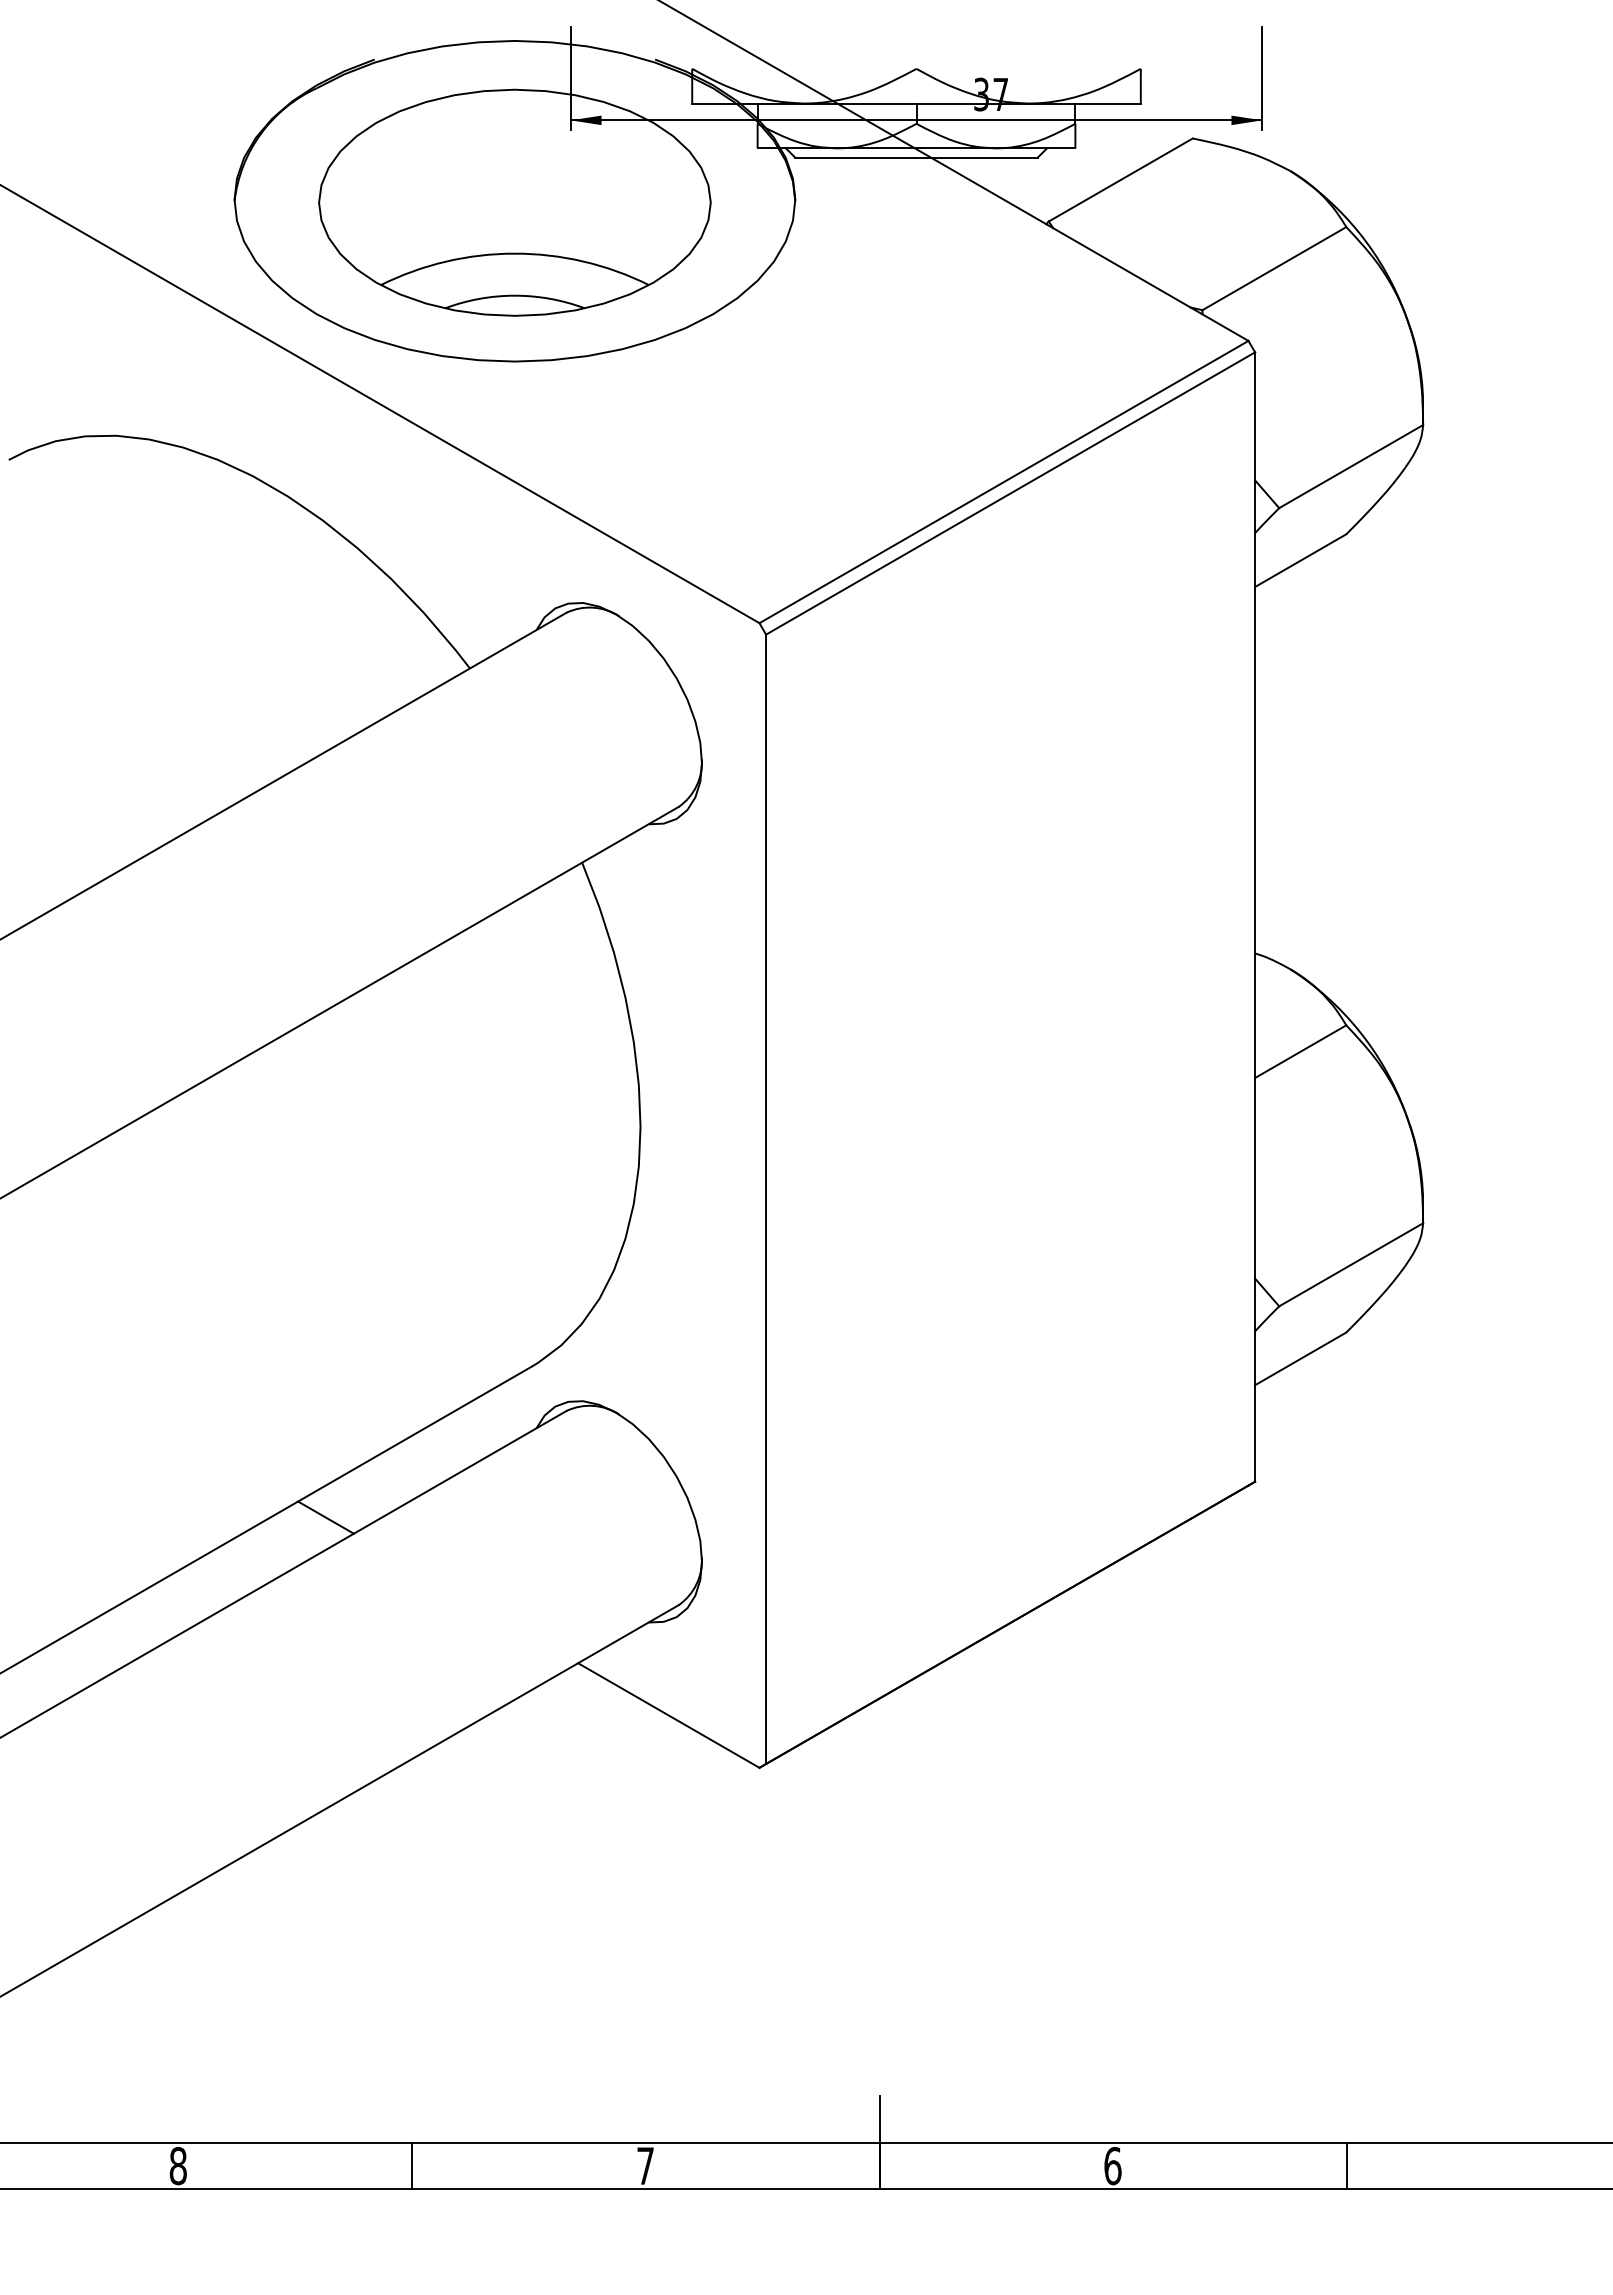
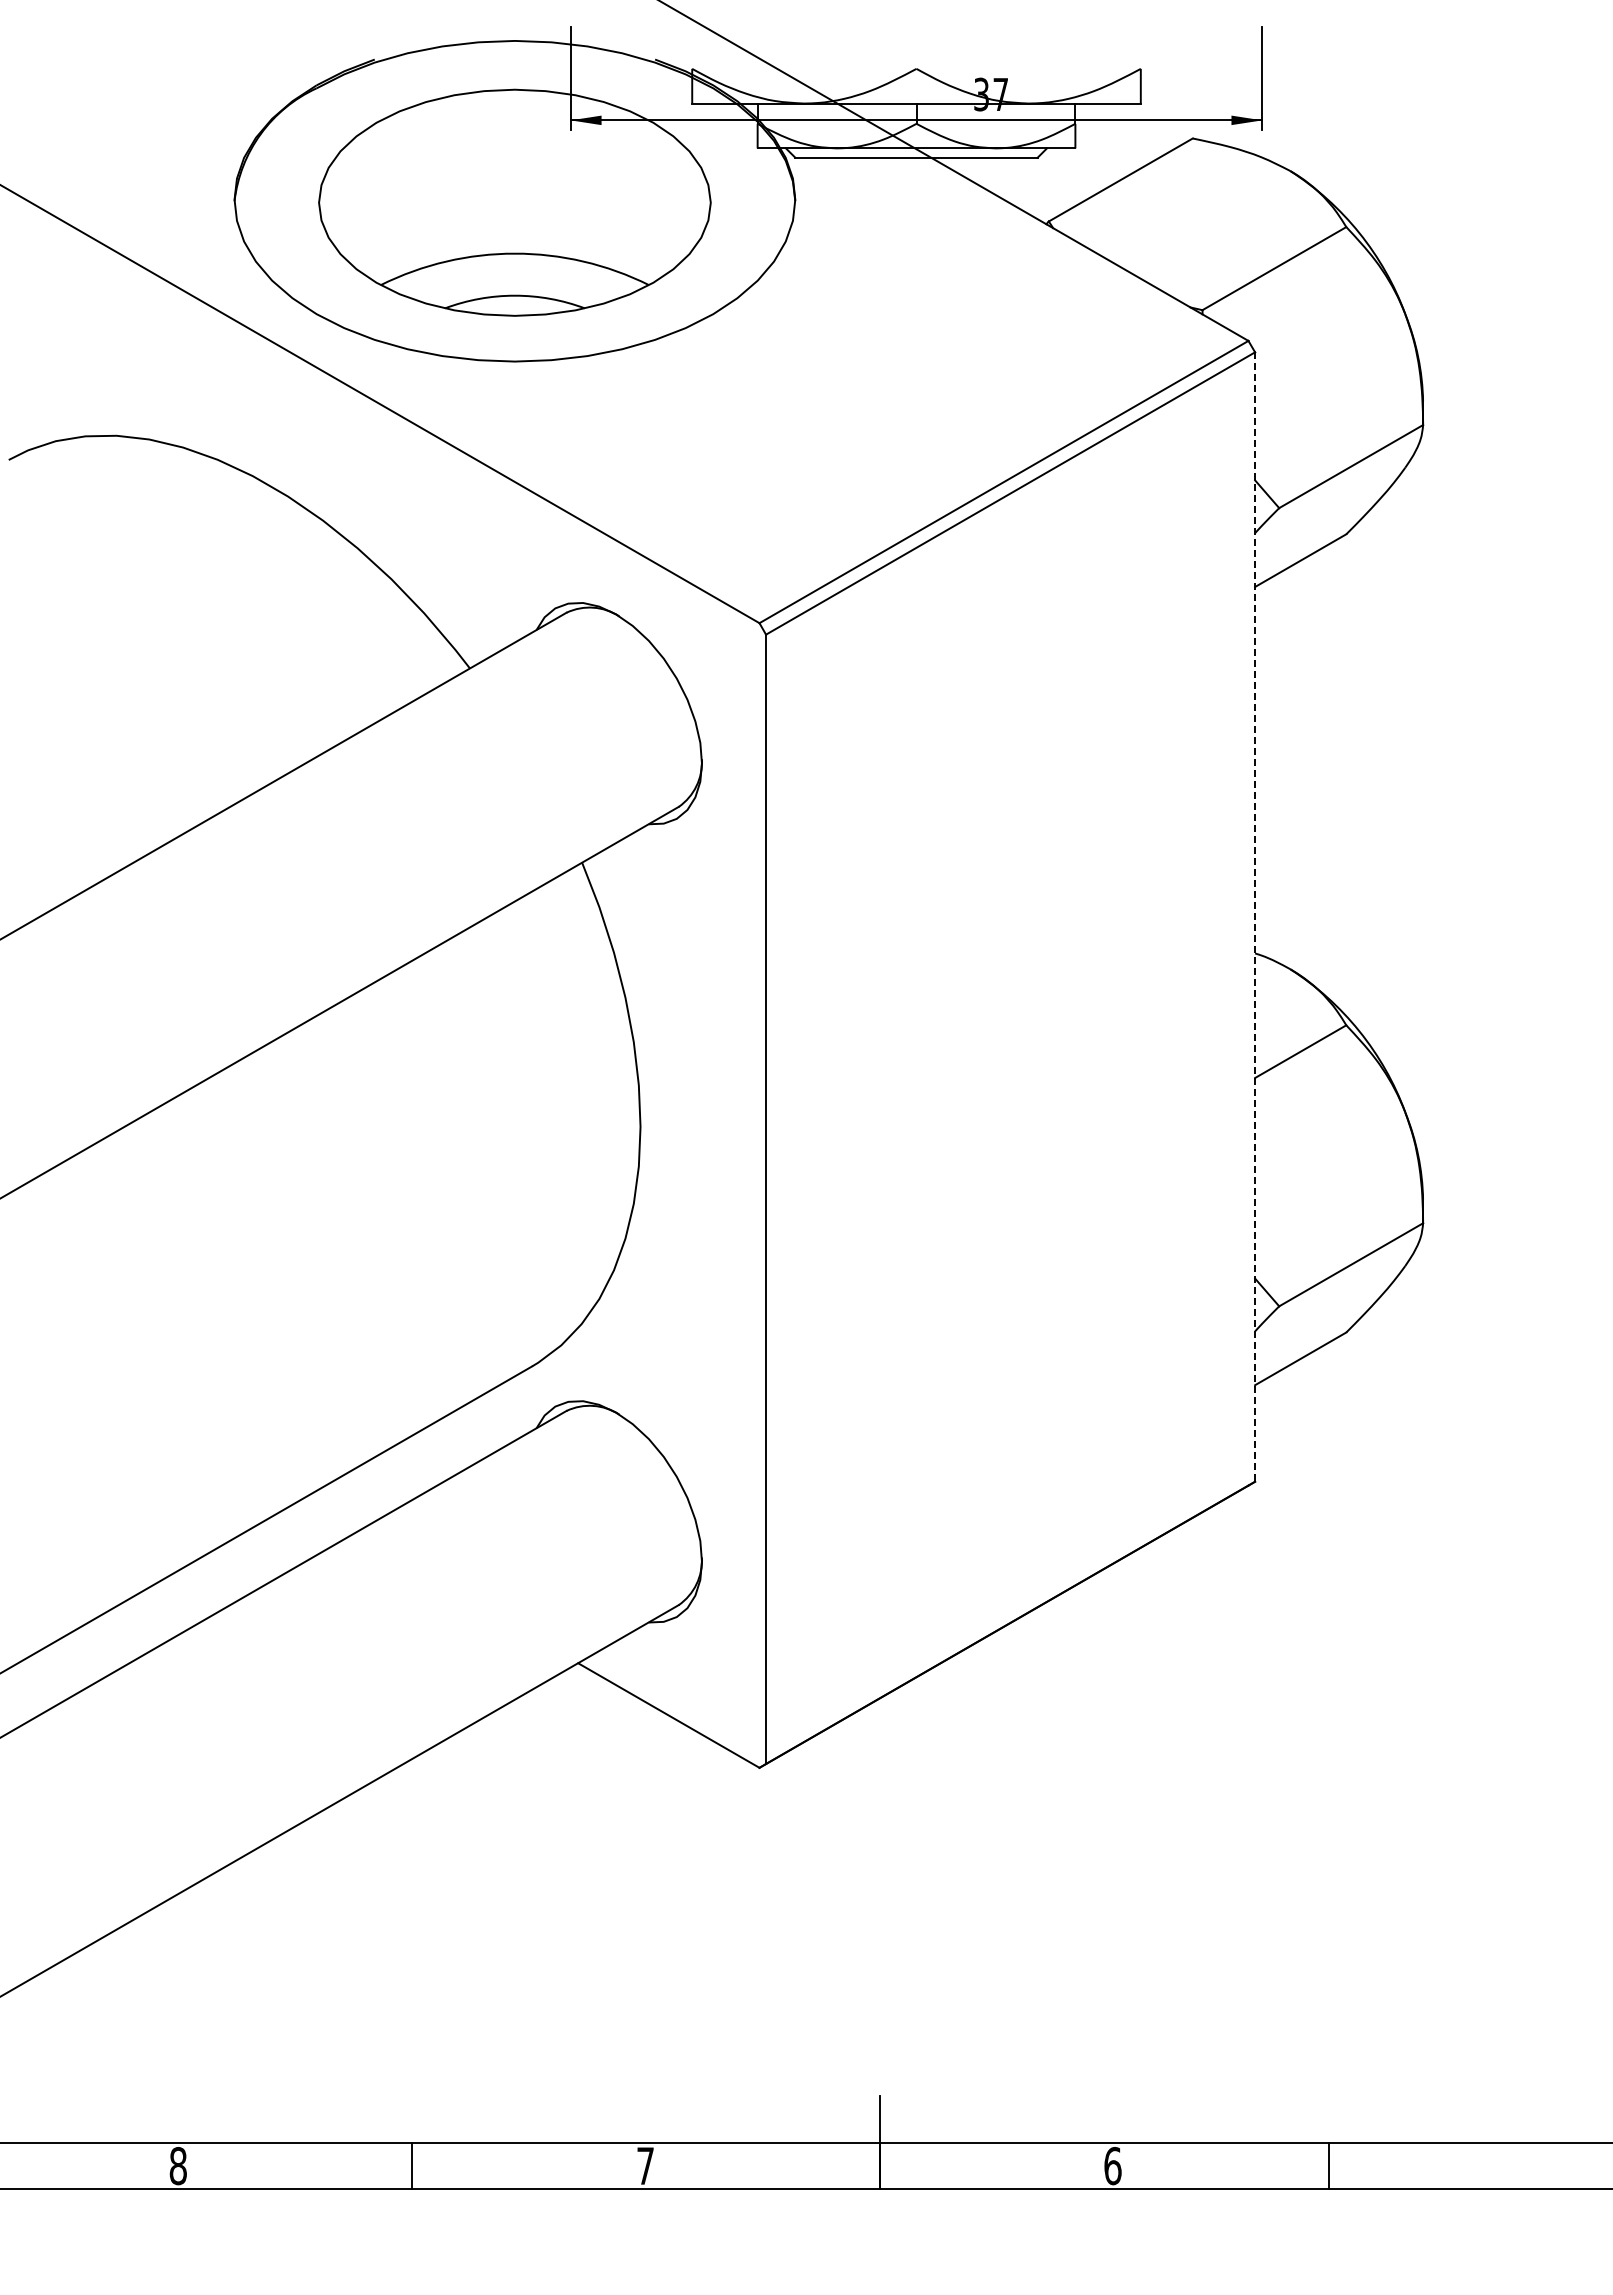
line: solid -> dashed (1255, 917)
line: present -> none (325, 1517)
line position: (1346, 2165) -> (1328, 2165) (1328, 2165)
